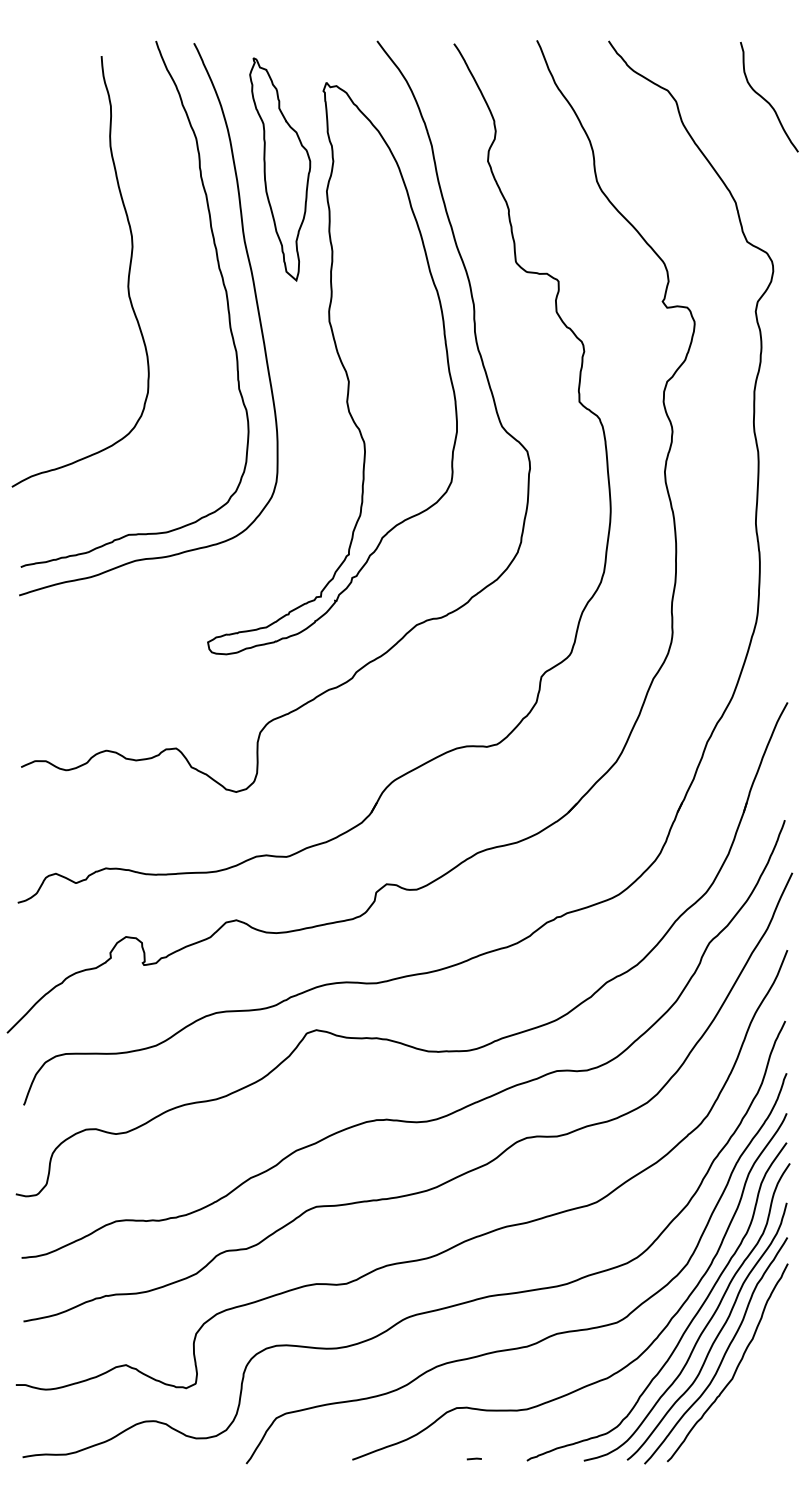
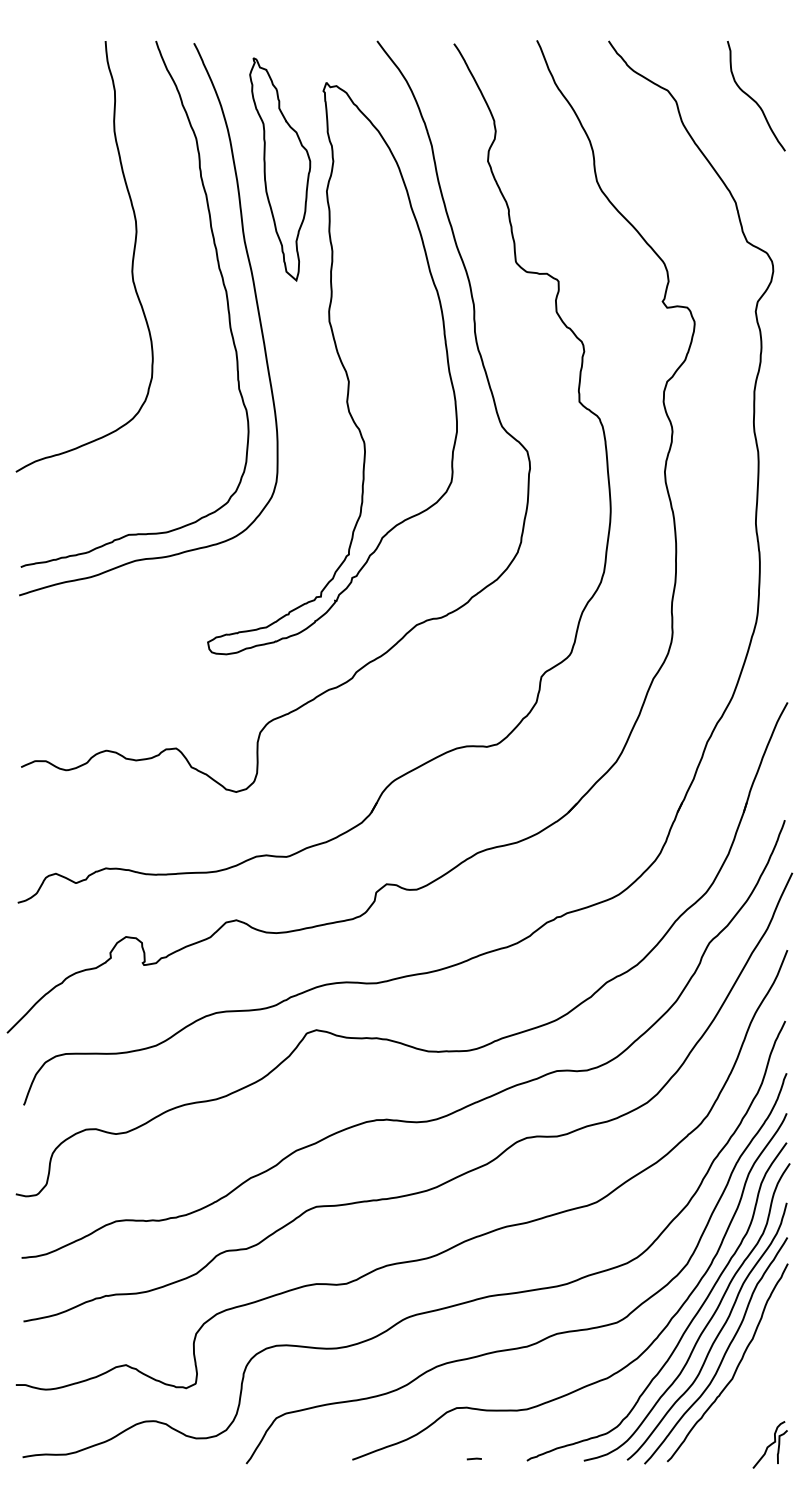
curve position: (766, 99) -> (753, 98) (753, 98)
curve position: (127, 278) -> (131, 263) (131, 263)
part: none -> present (769, 1444)
